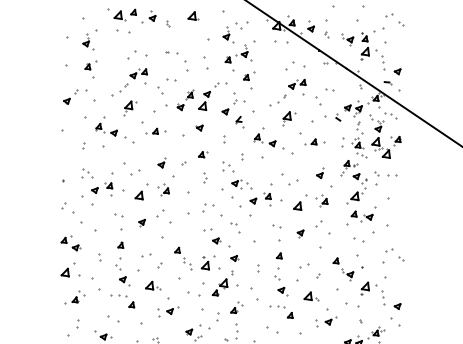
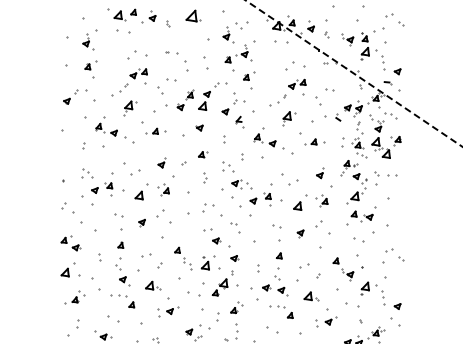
part size: 13x10 px -> 17x14 px (193, 15)
line: solid -> dashed (353, 73)
part: none -> present (266, 287)
